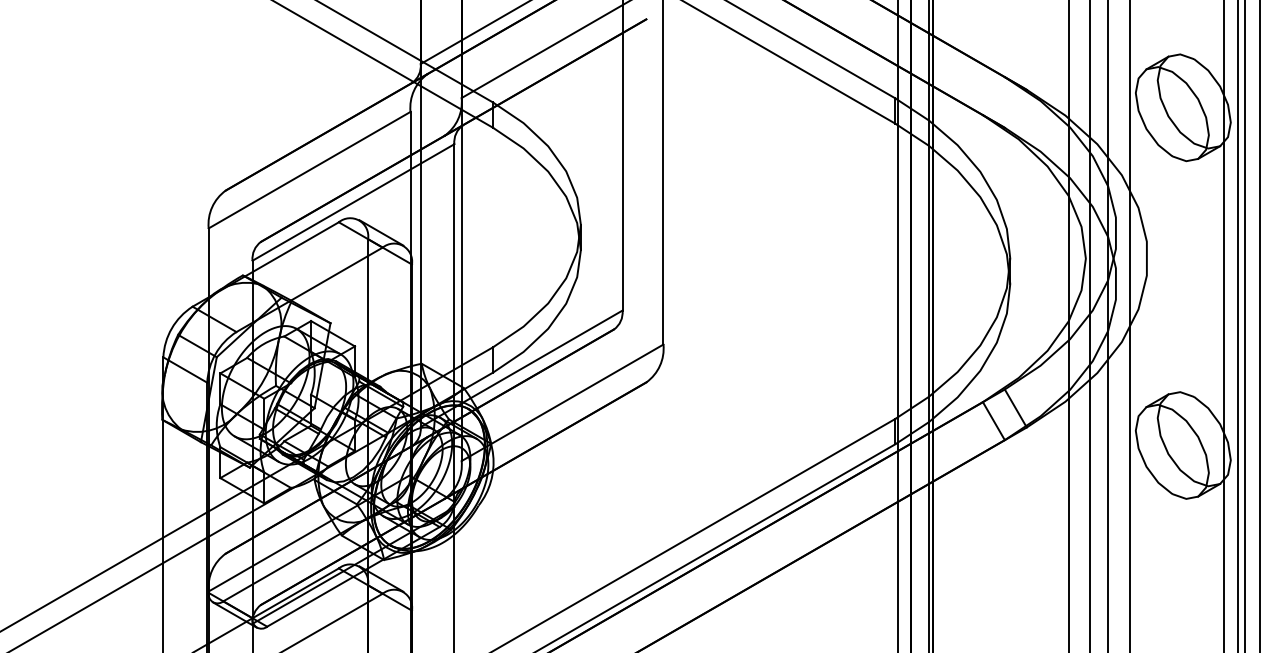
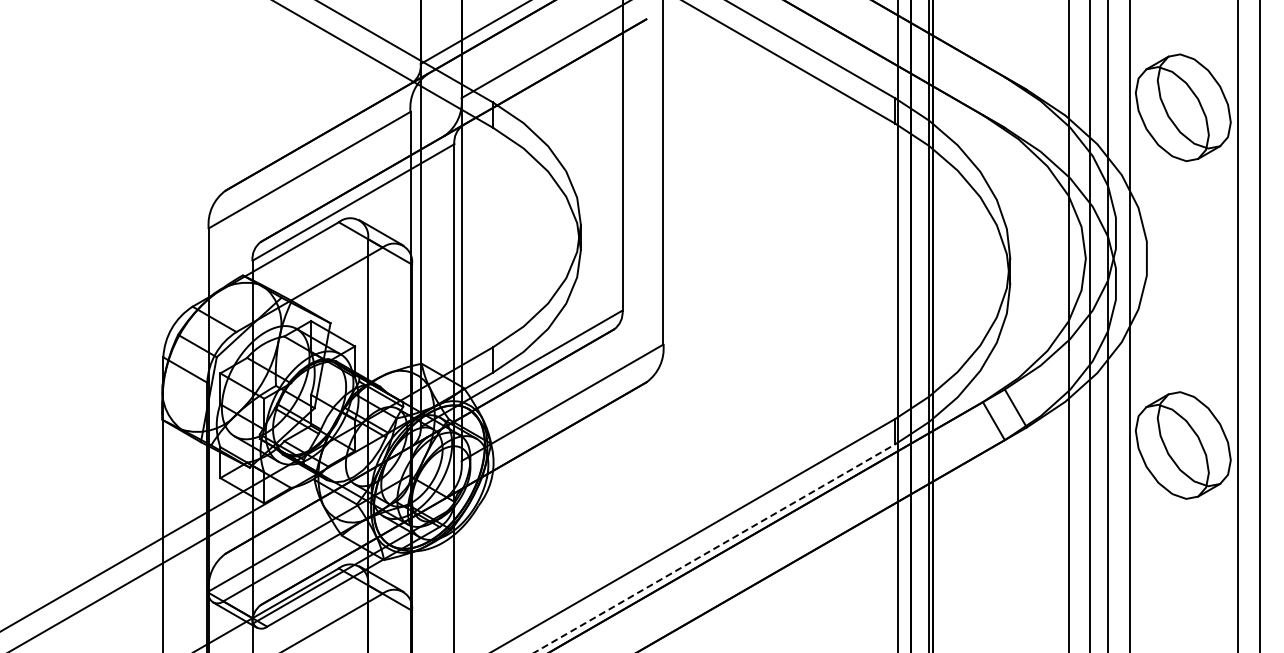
line: present -> none (1223, 325)
line: present -> none (1245, 325)
line: solid -> dashed (715, 548)
